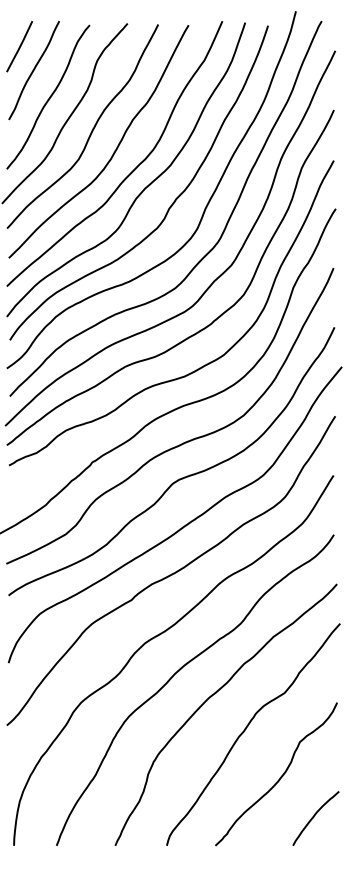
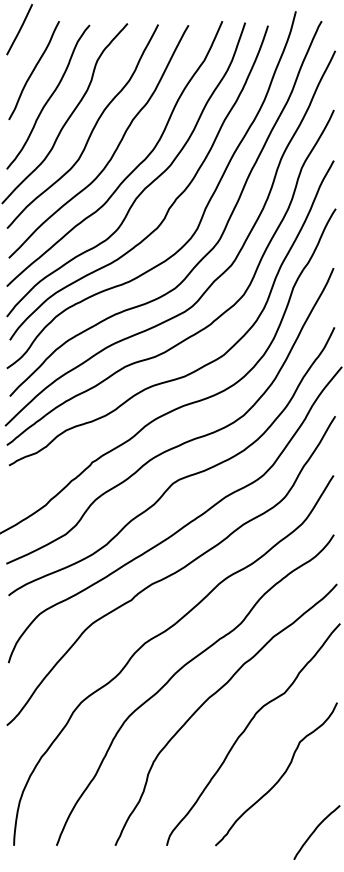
line position: (19, 46) -> (19, 29) (19, 29)
curve position: (314, 817) -> (315, 831) (315, 831)
